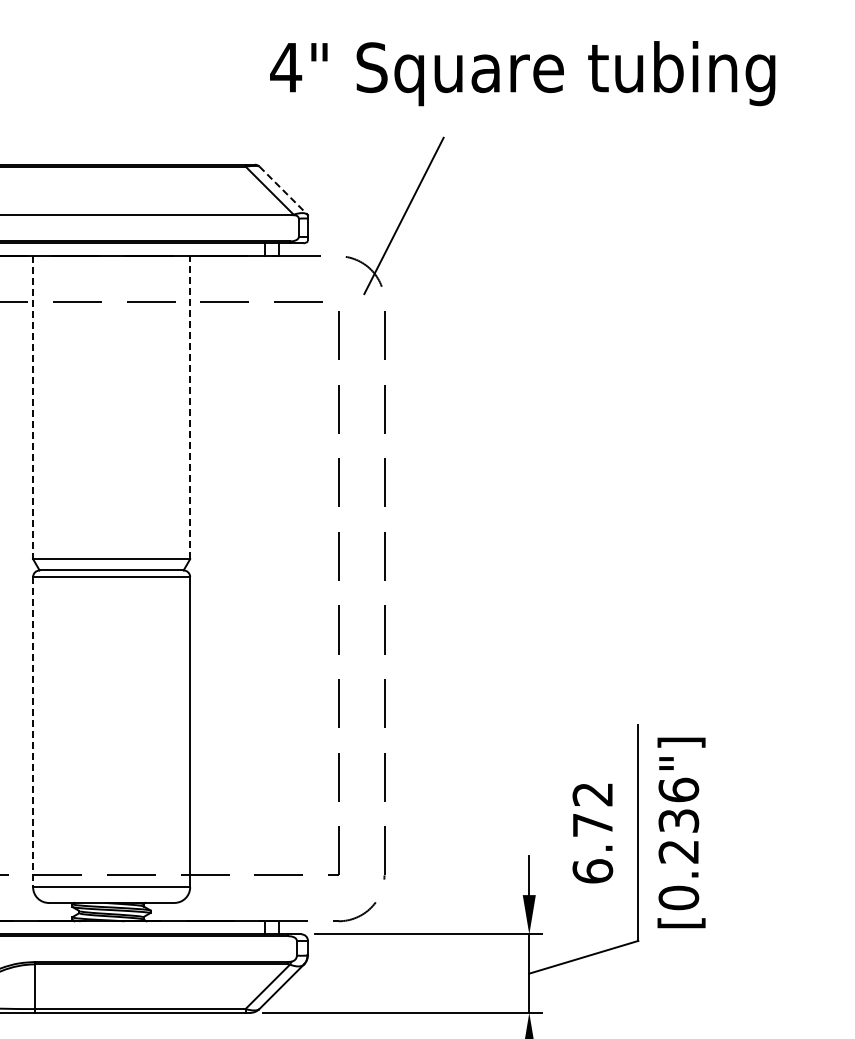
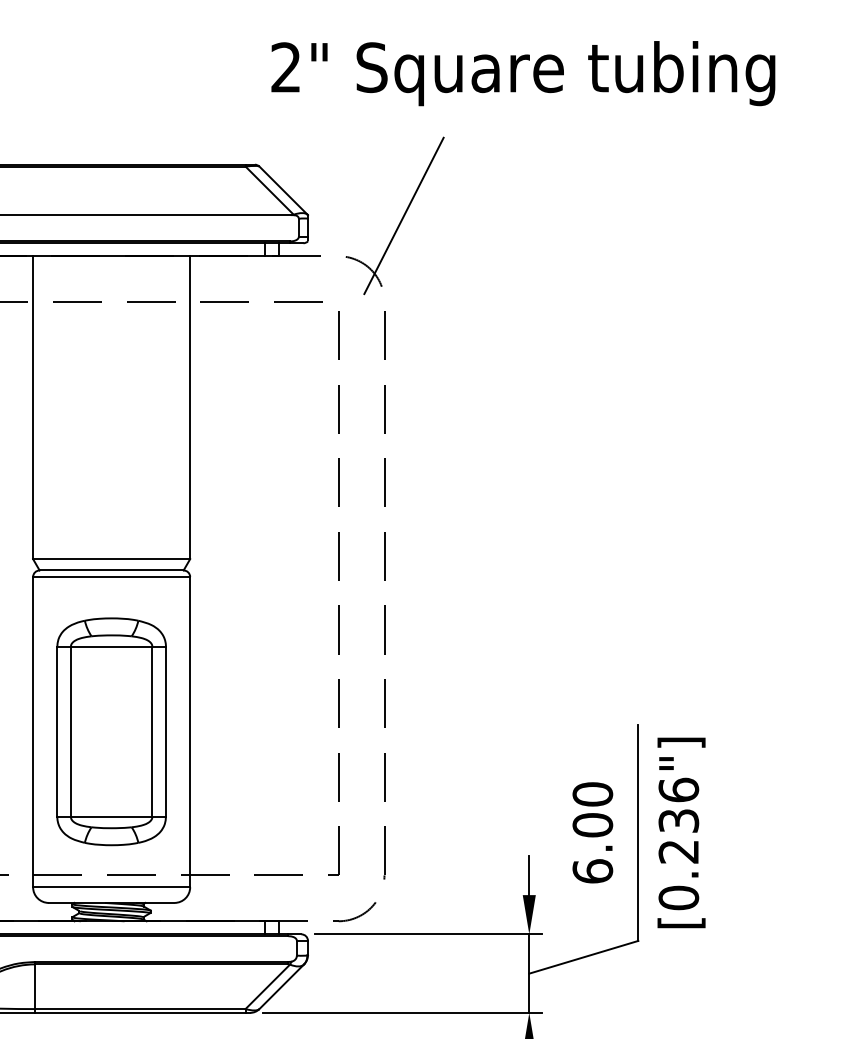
text: 4" -> 2" (286, 67)
line: dashed -> solid (283, 190)
line: dashed -> solid (190, 407)
line: dashed -> solid (33, 408)
part: none -> present (111, 731)
line: dashed -> solid (33, 732)
text: 6.72 -> 6.00 (592, 809)
